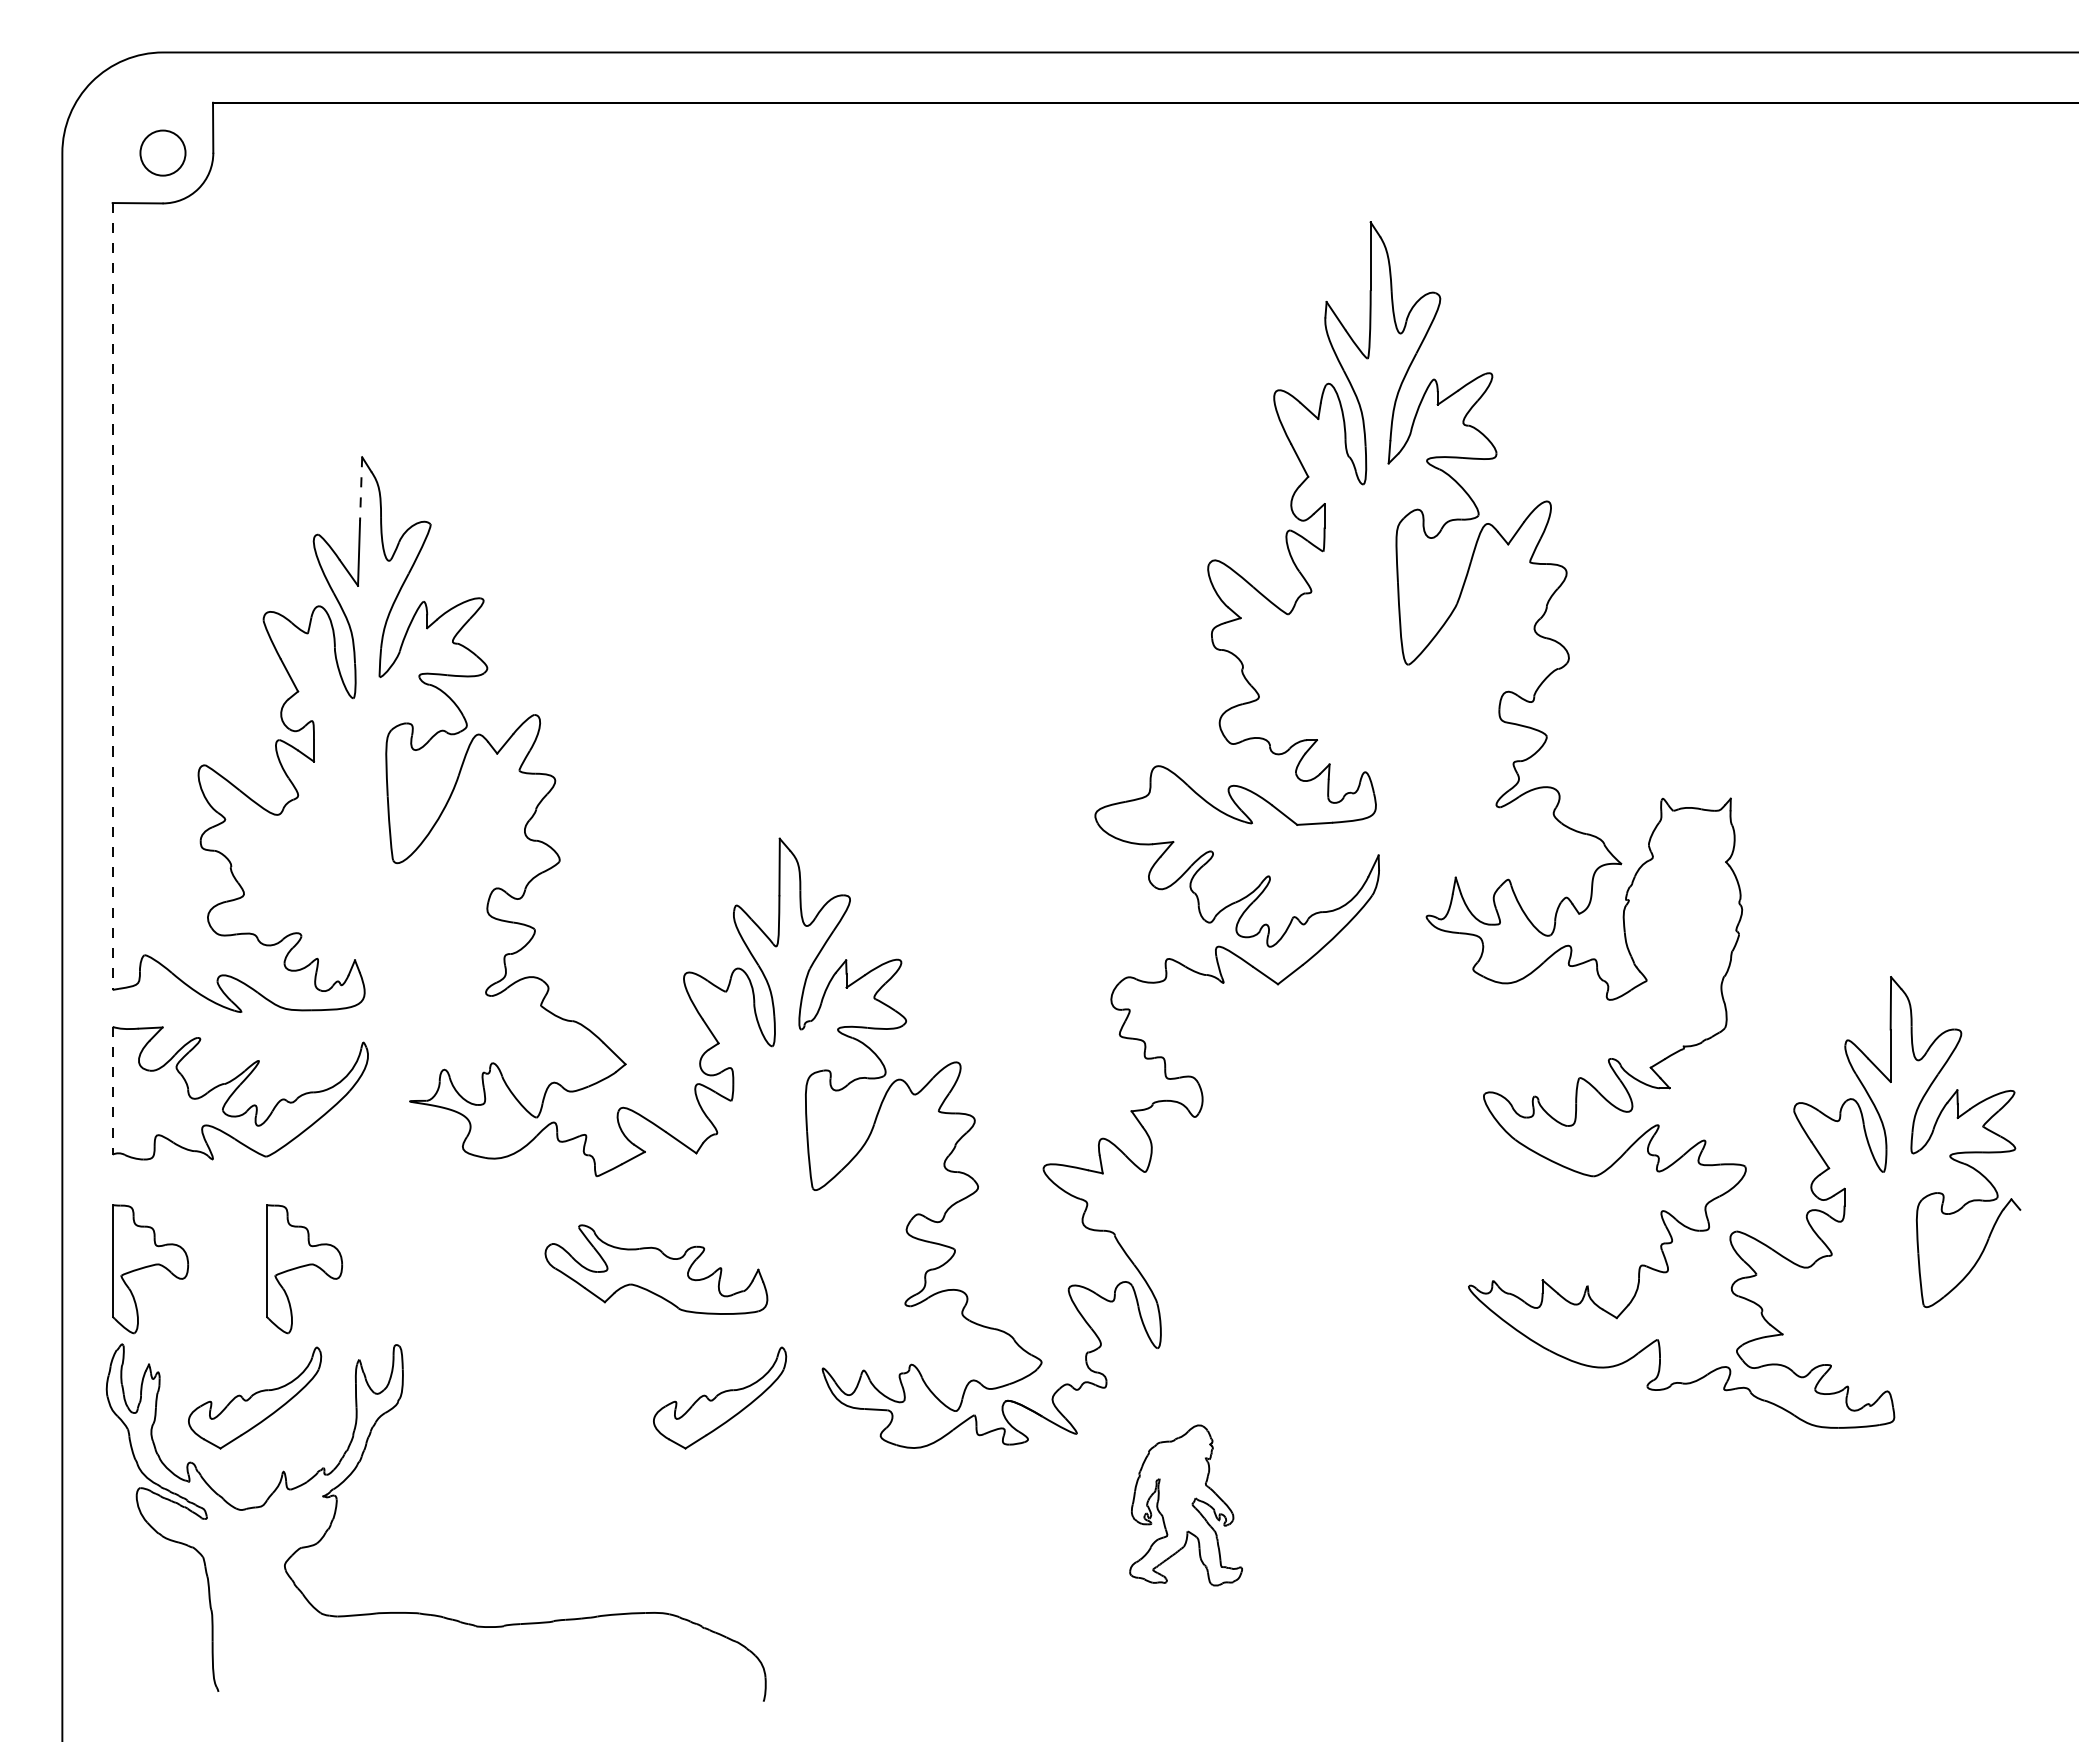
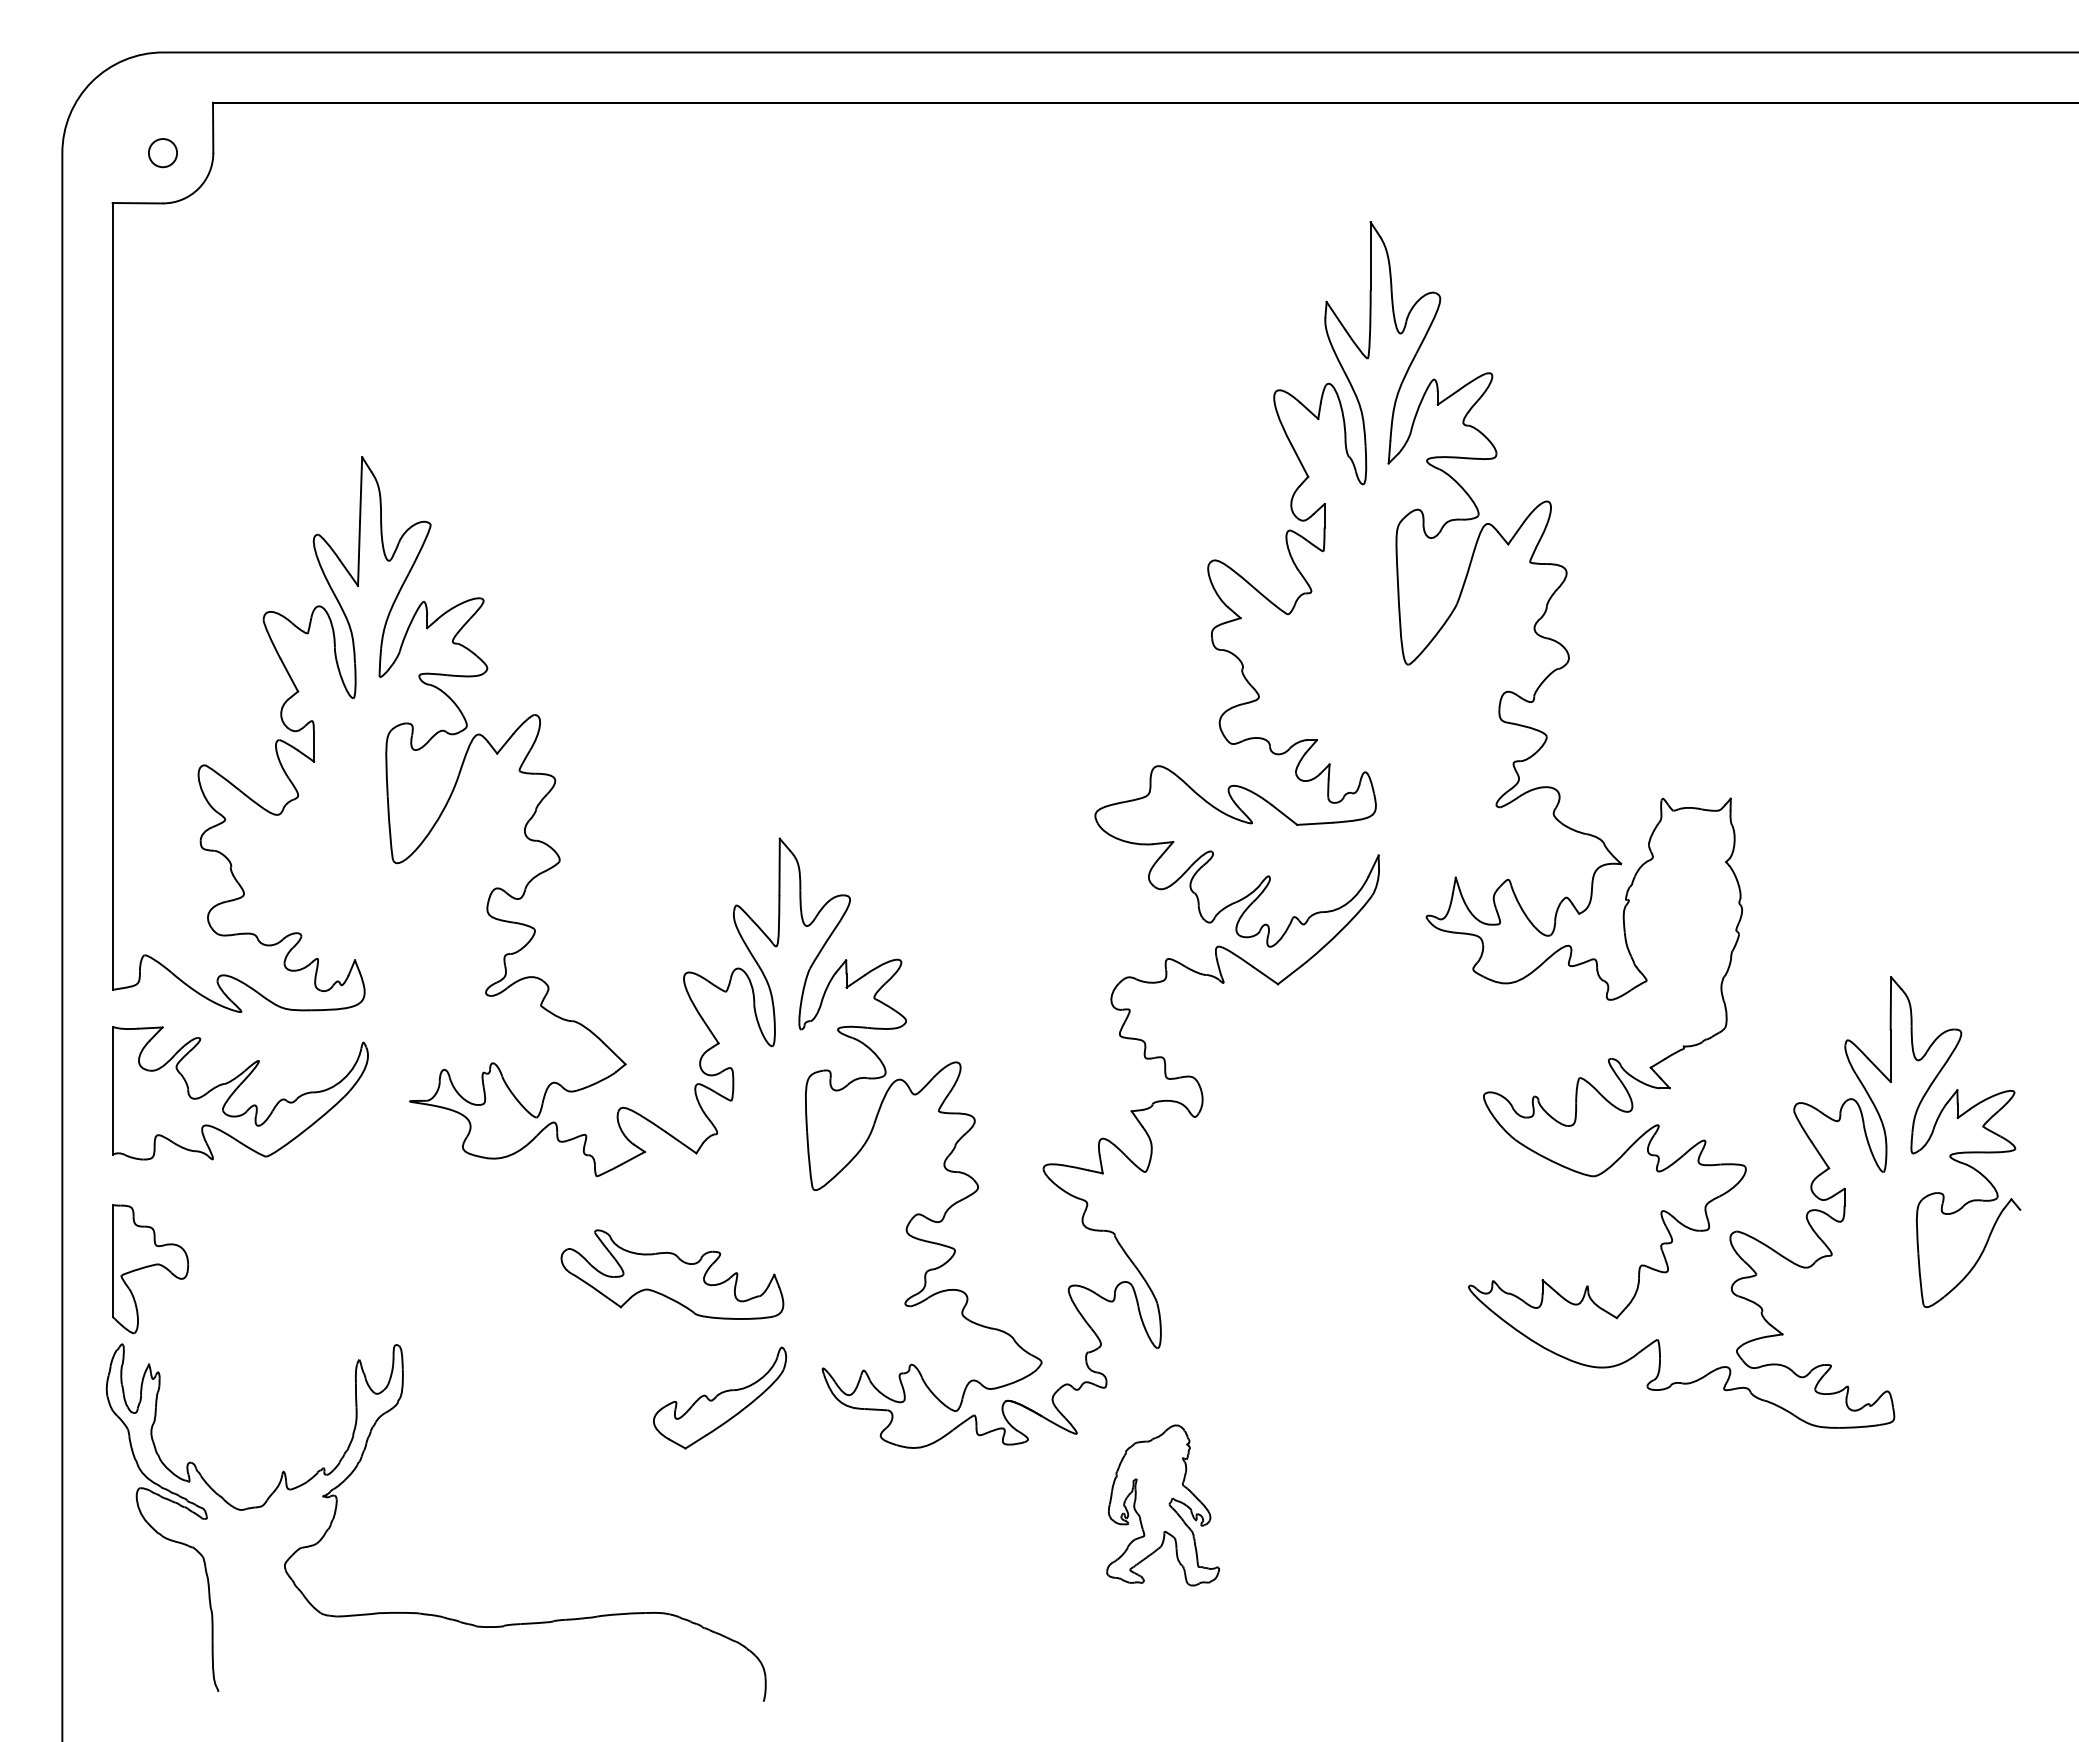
circle diameter: 45 px -> 28 px (162, 153)
line: dashed -> solid (361, 489)
line: dashed -> solid (112, 596)
line: dashed -> solid (112, 1090)
part: present -> none (304, 1269)
part position: (656, 1269) -> (672, 1274) (672, 1274)
part: present -> none (255, 1397)
part position: (1185, 1505) -> (1162, 1505) (1162, 1505)
